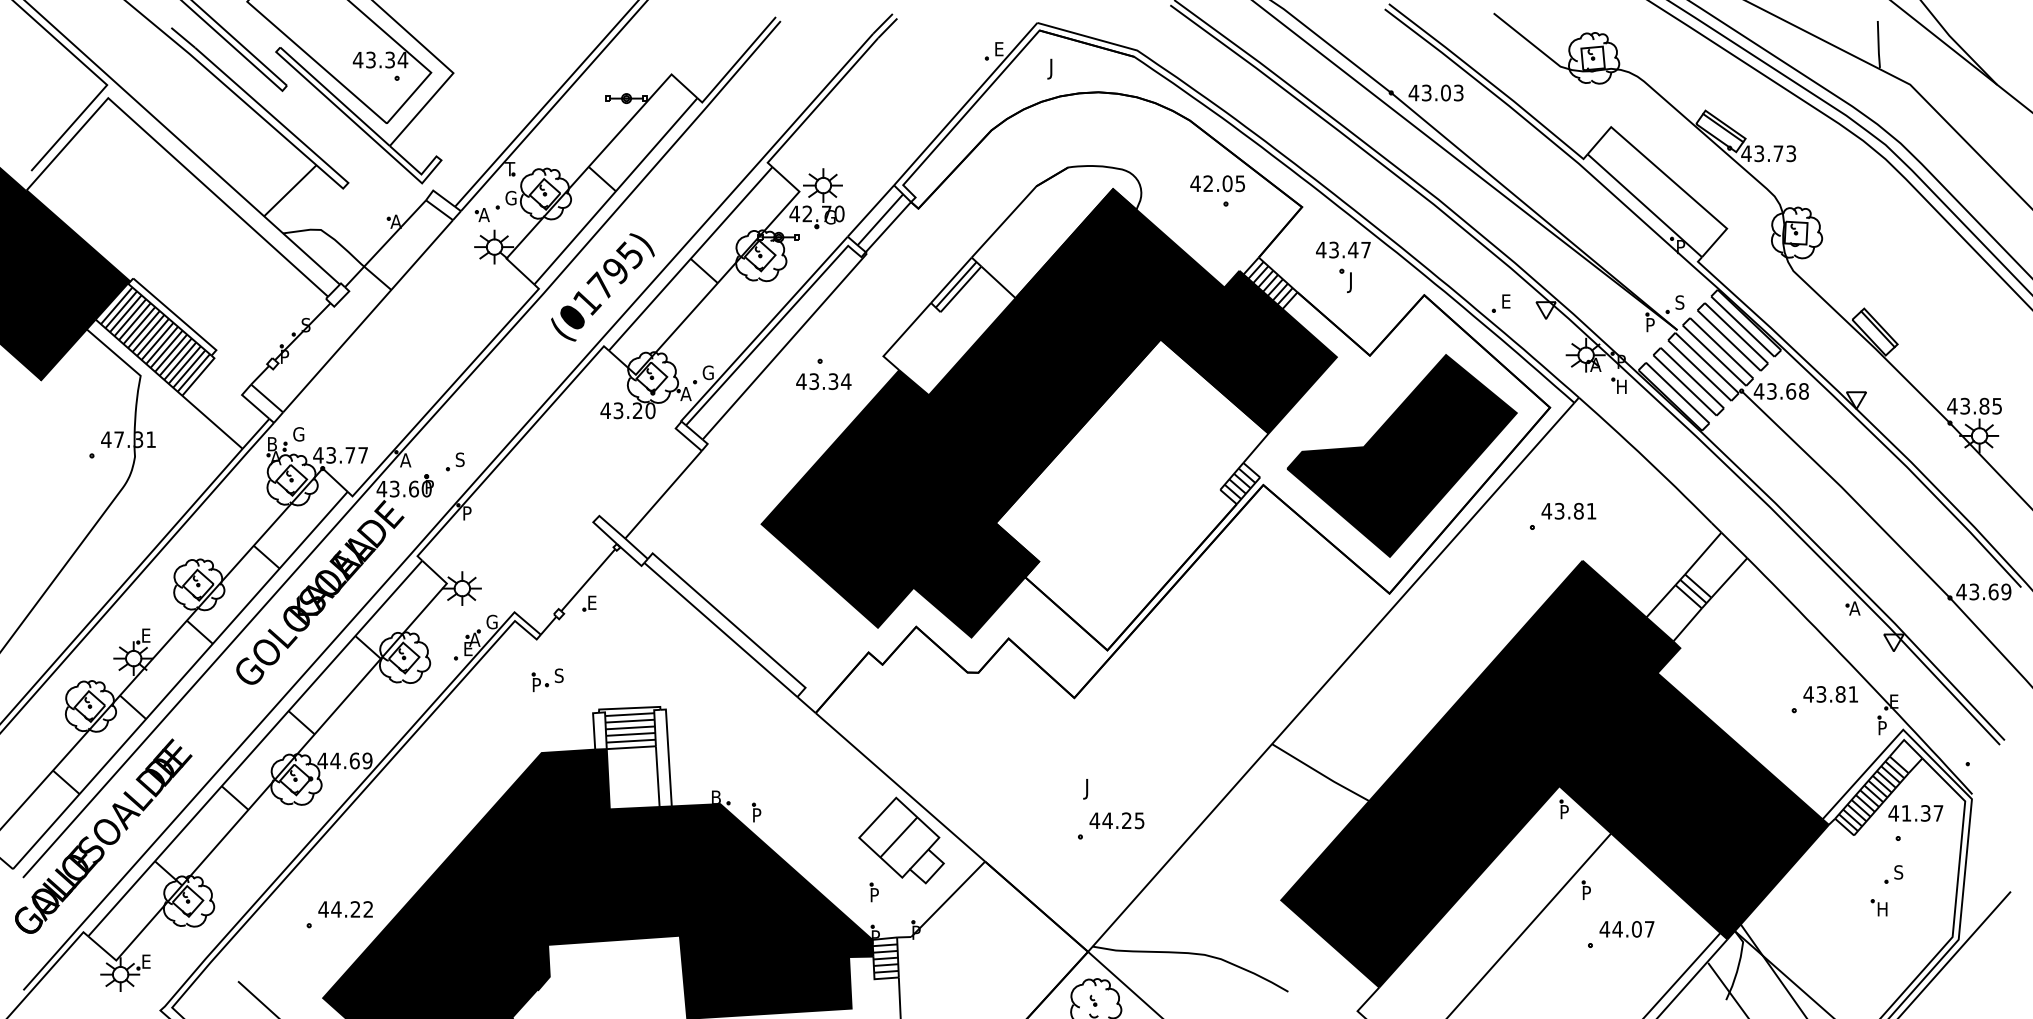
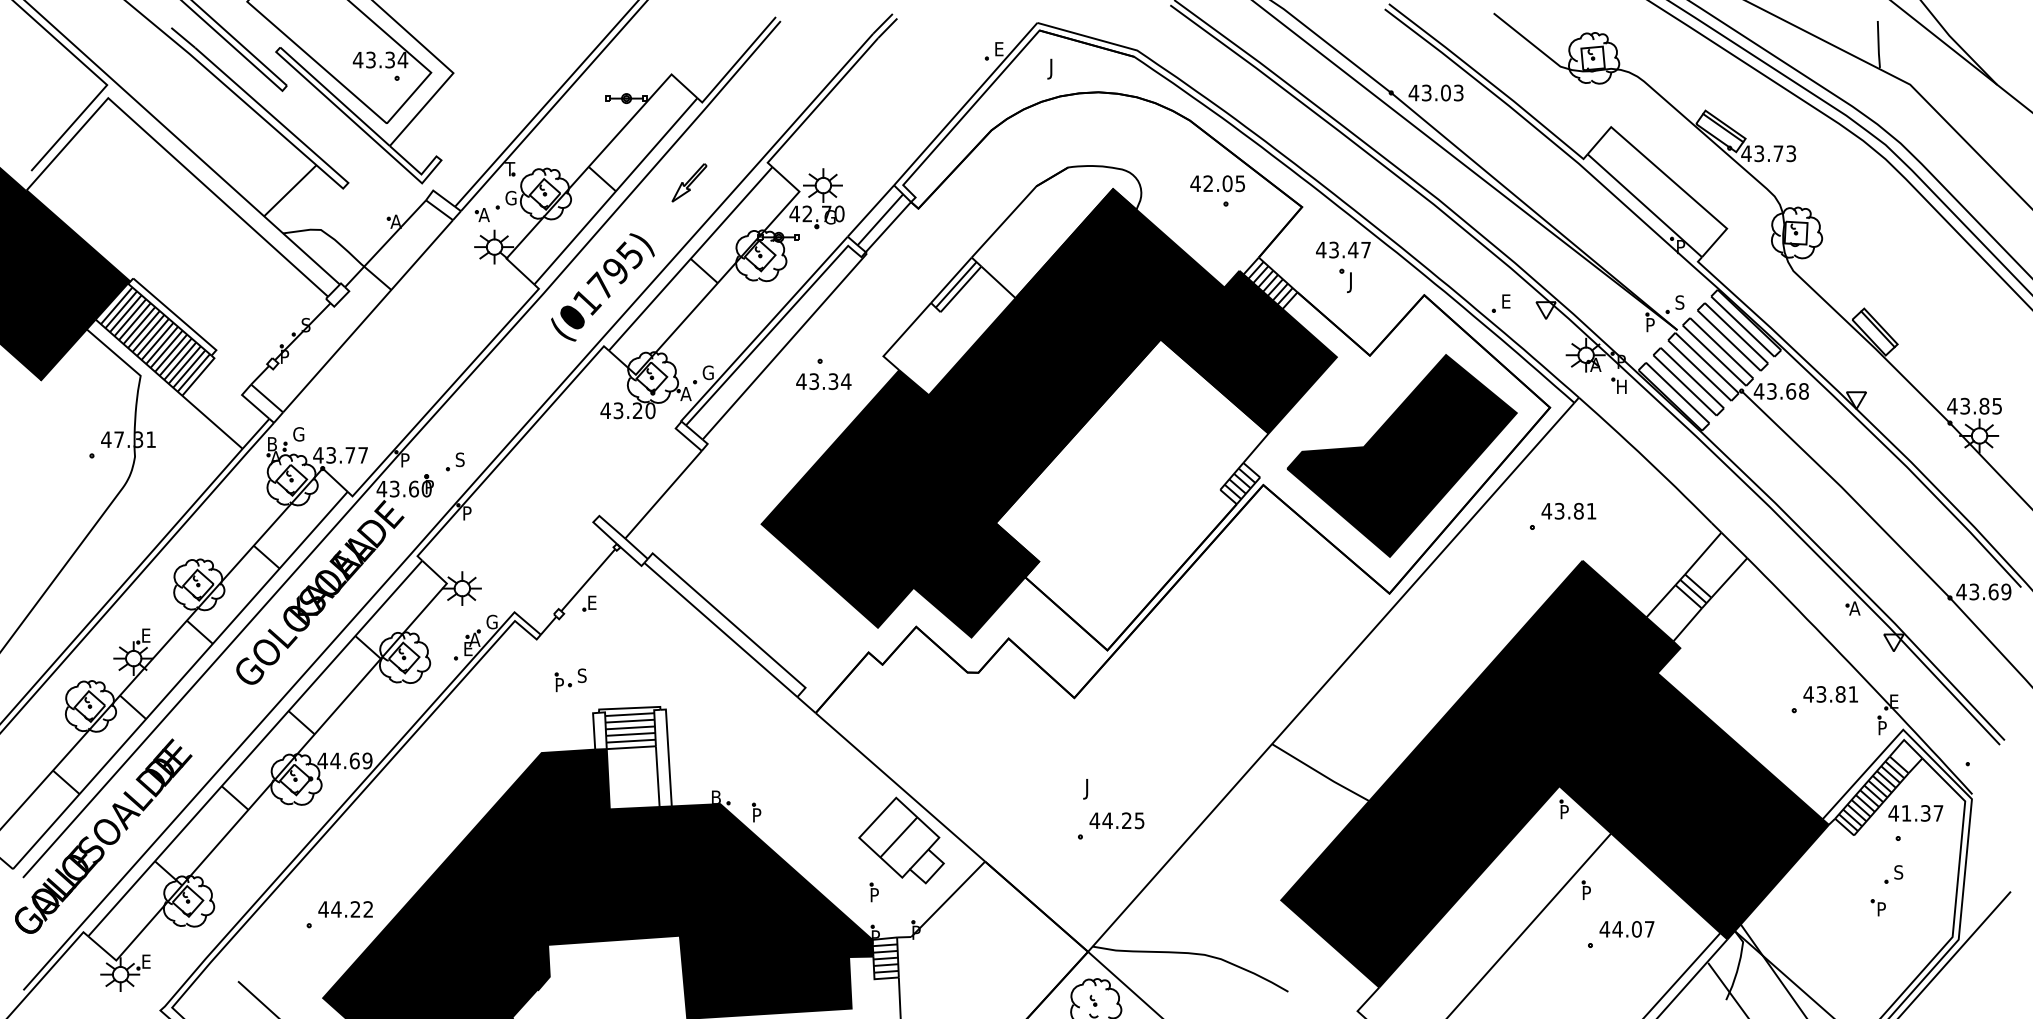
part: none -> present (689, 182)
text: A -> P (405, 460)
part position: (547, 680) -> (570, 680) (570, 680)
text: H -> P (1883, 909)
